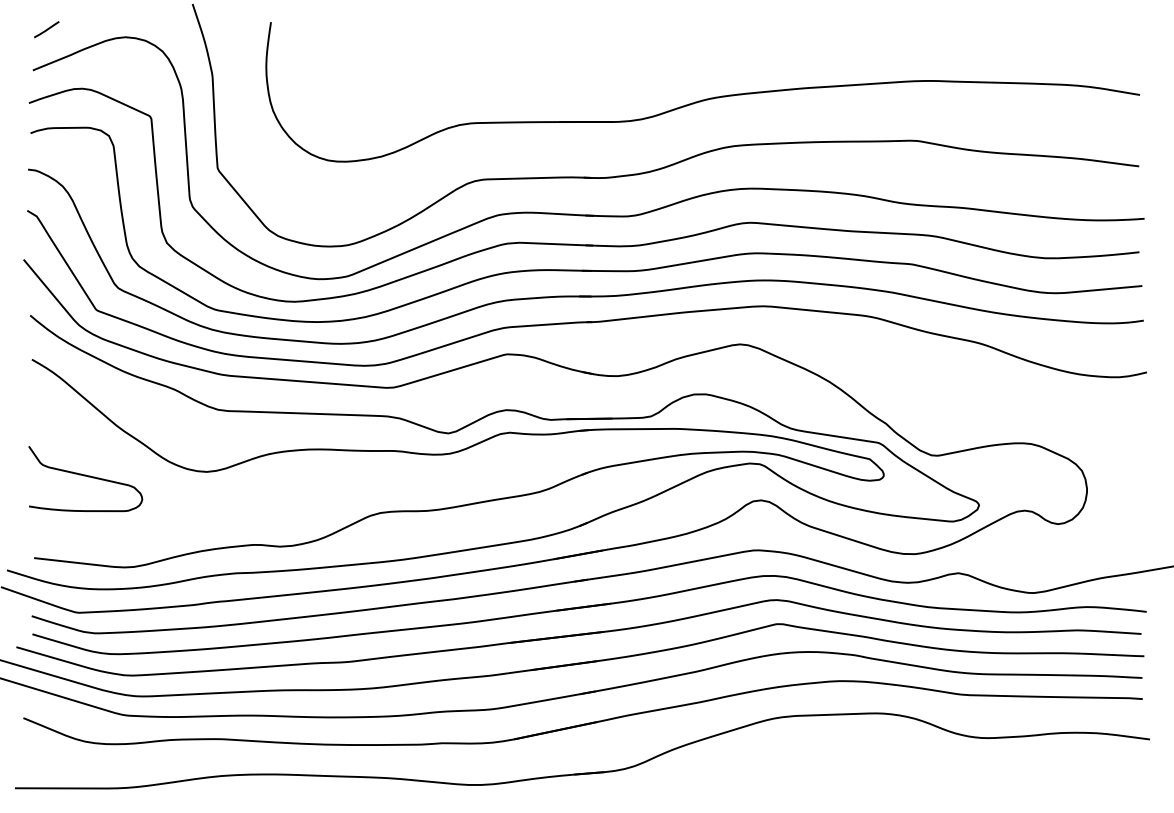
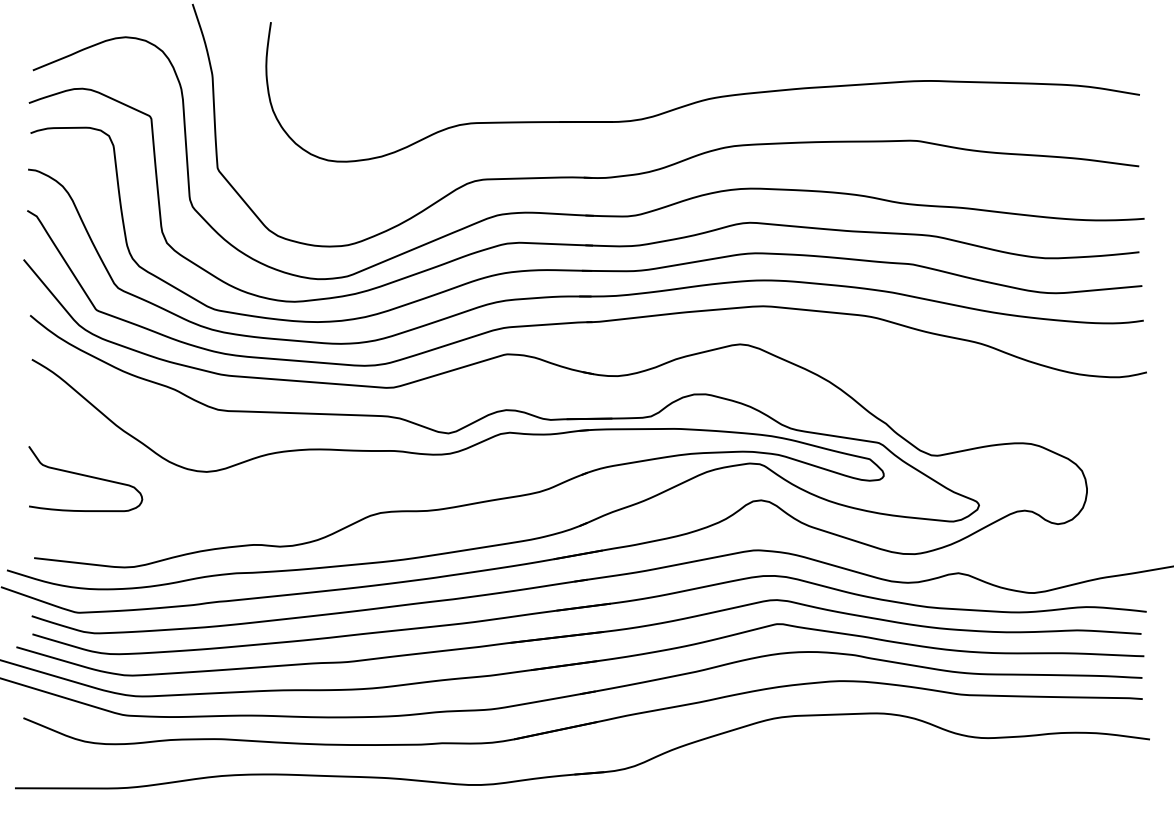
line: present -> none (46, 29)
